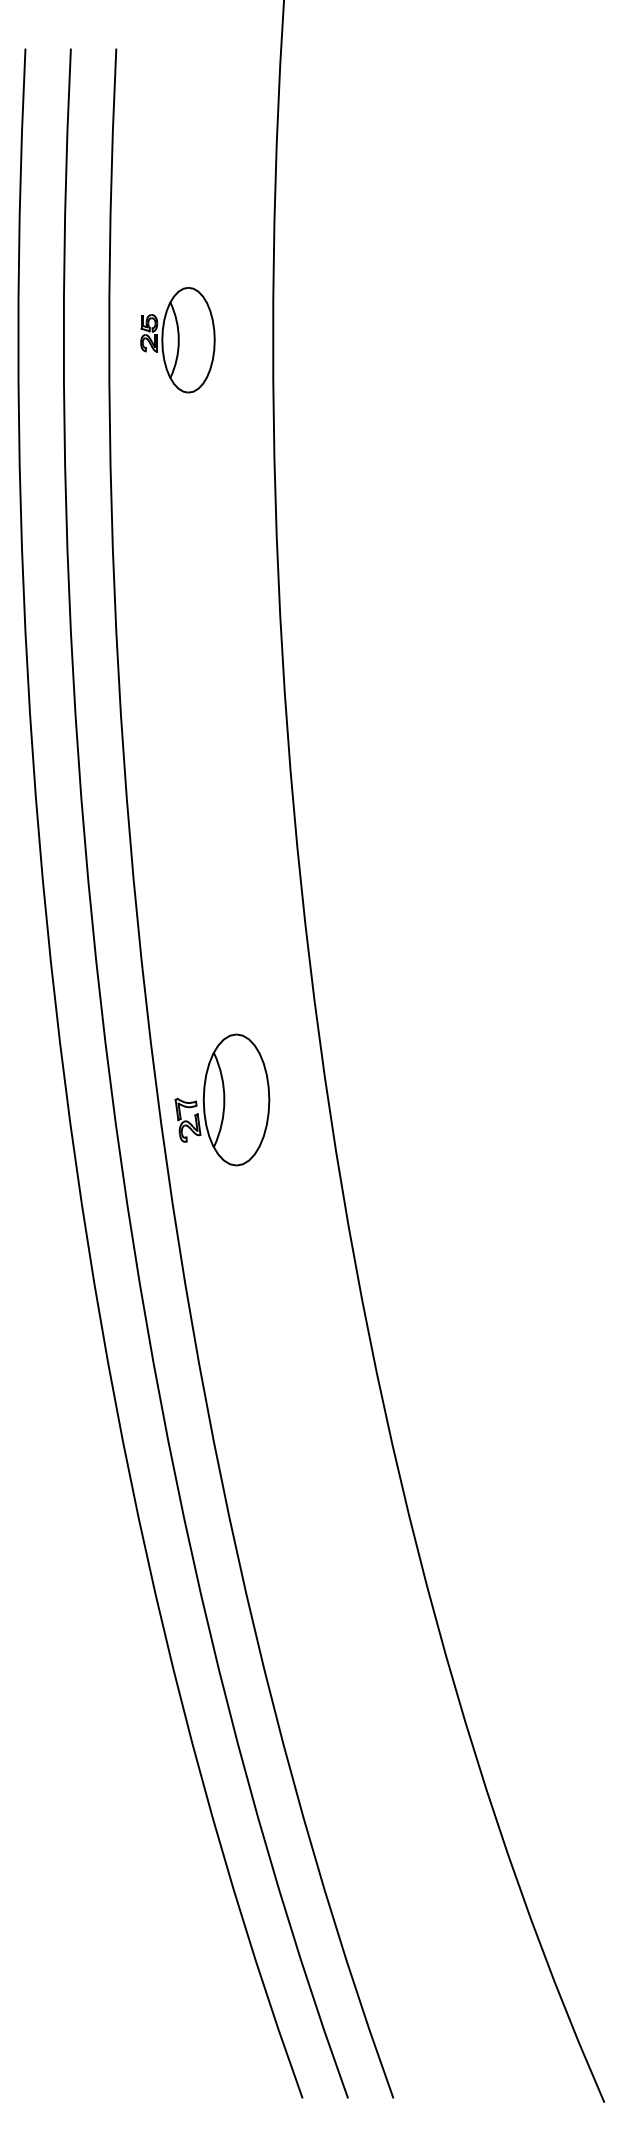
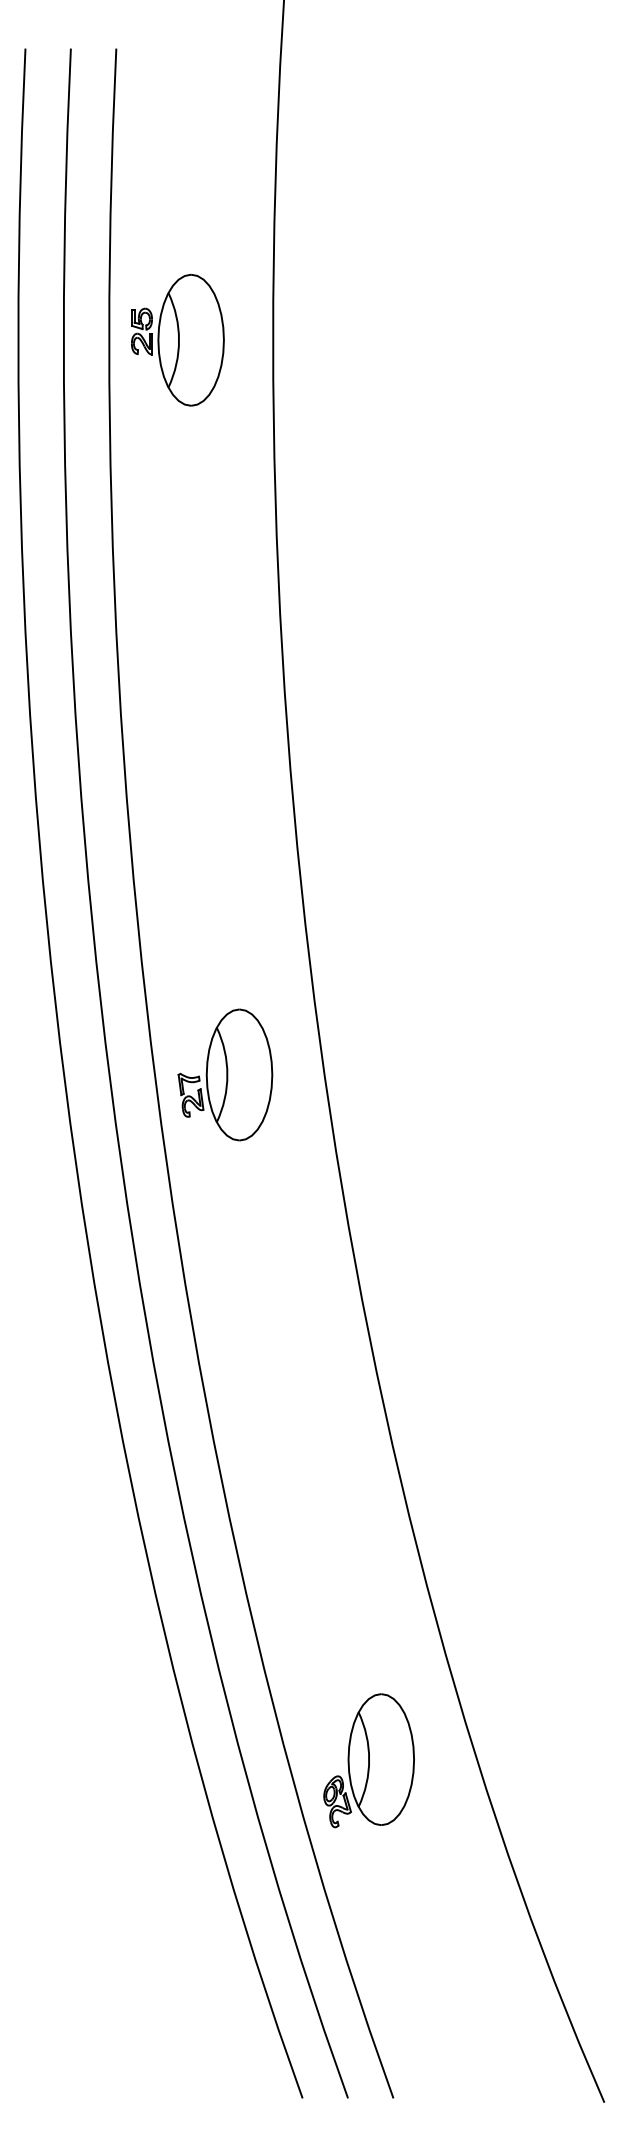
part size: 76x107 px -> 94x134 px (177, 339)
part position: (222, 1099) -> (225, 1074) (225, 1074)
part: none -> present (368, 1760)
